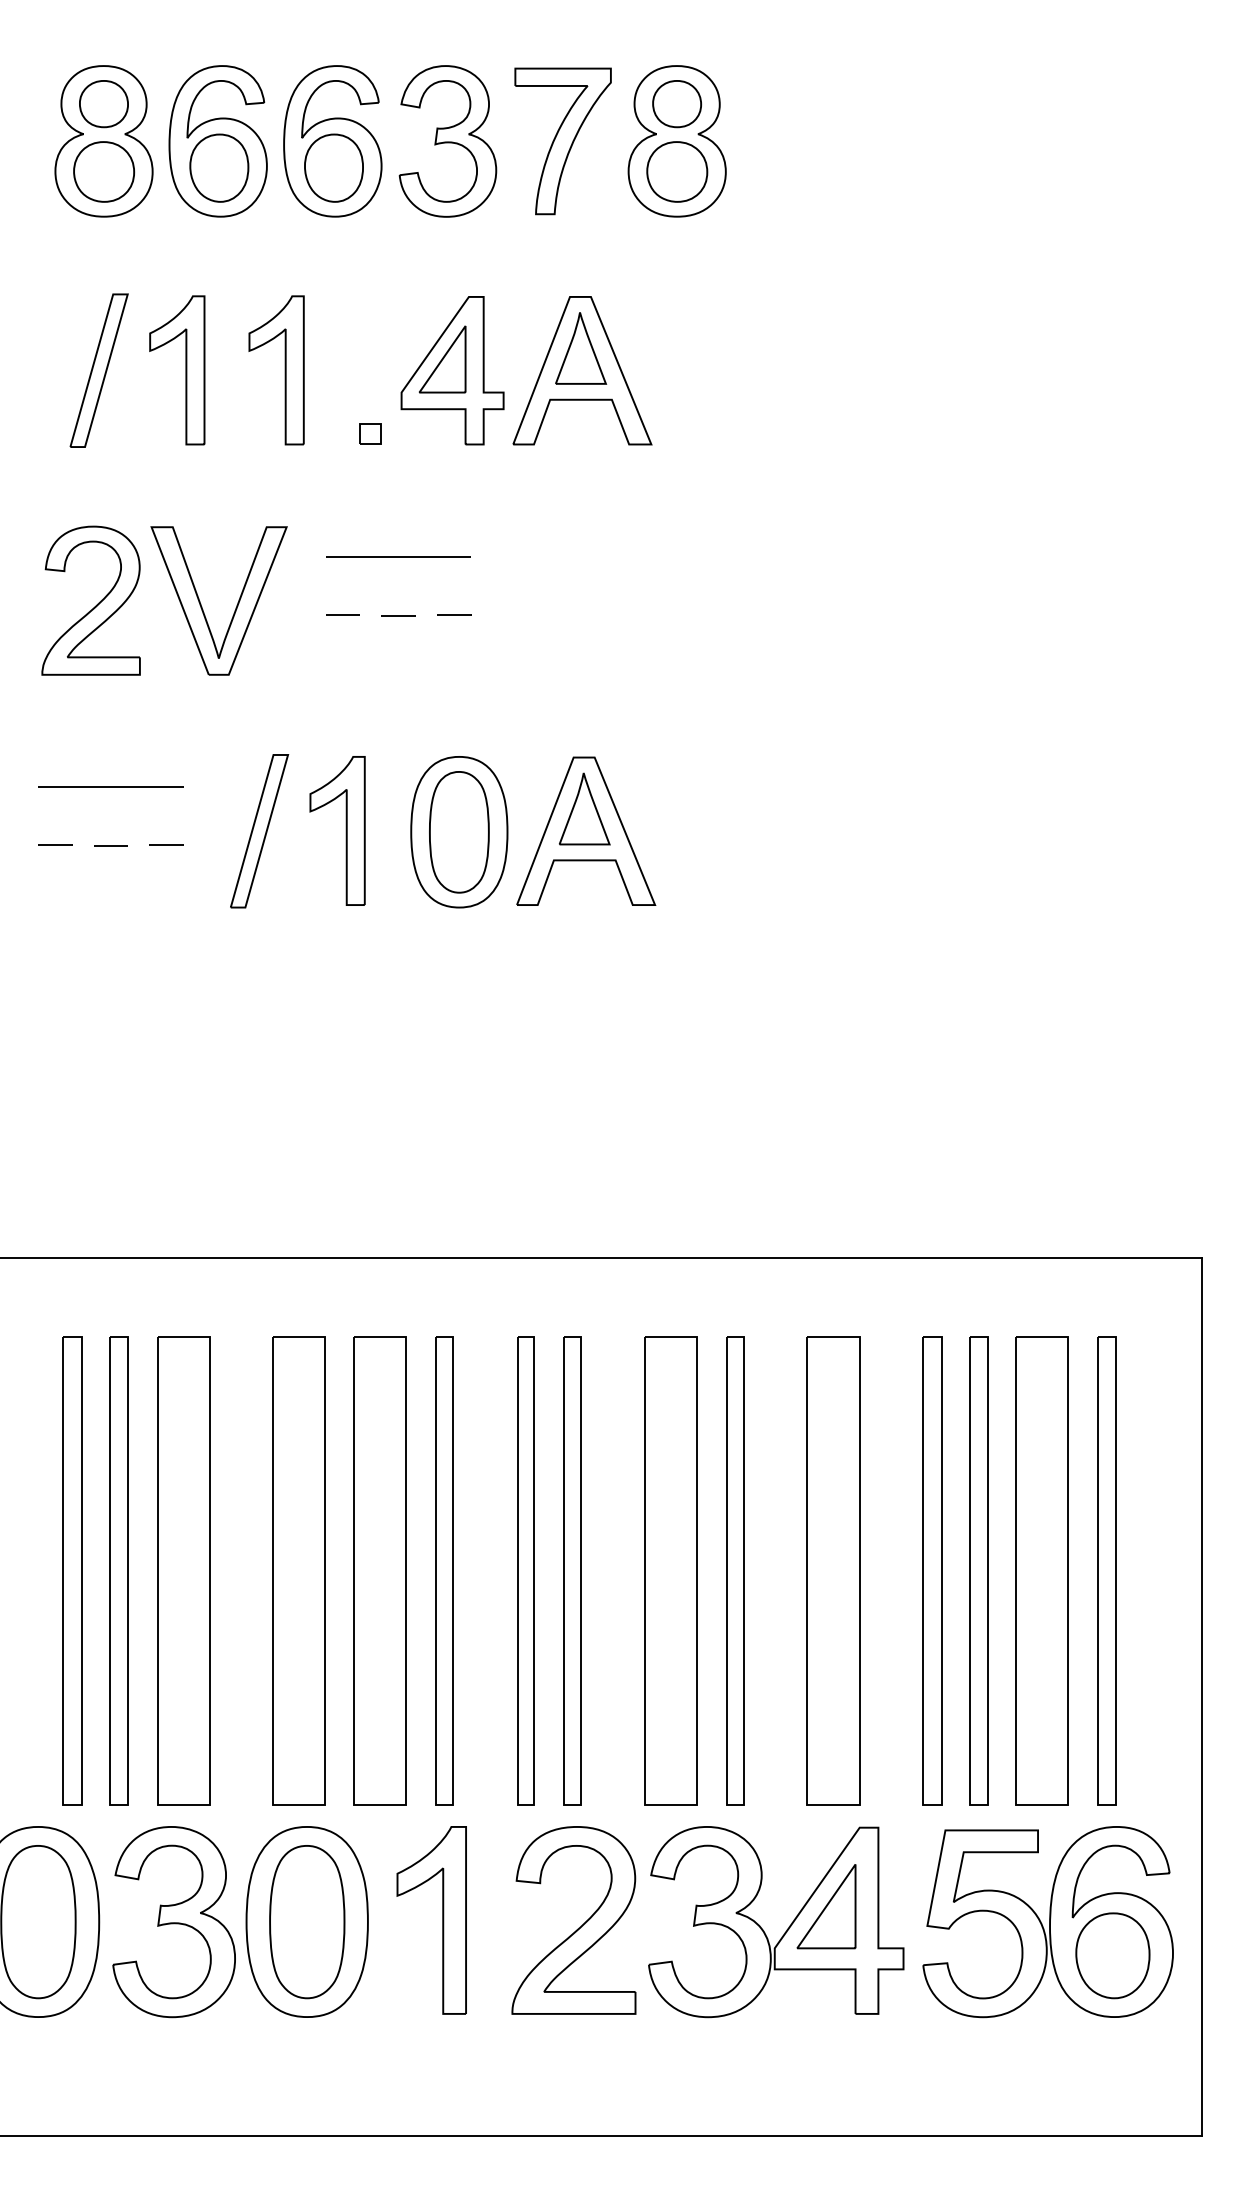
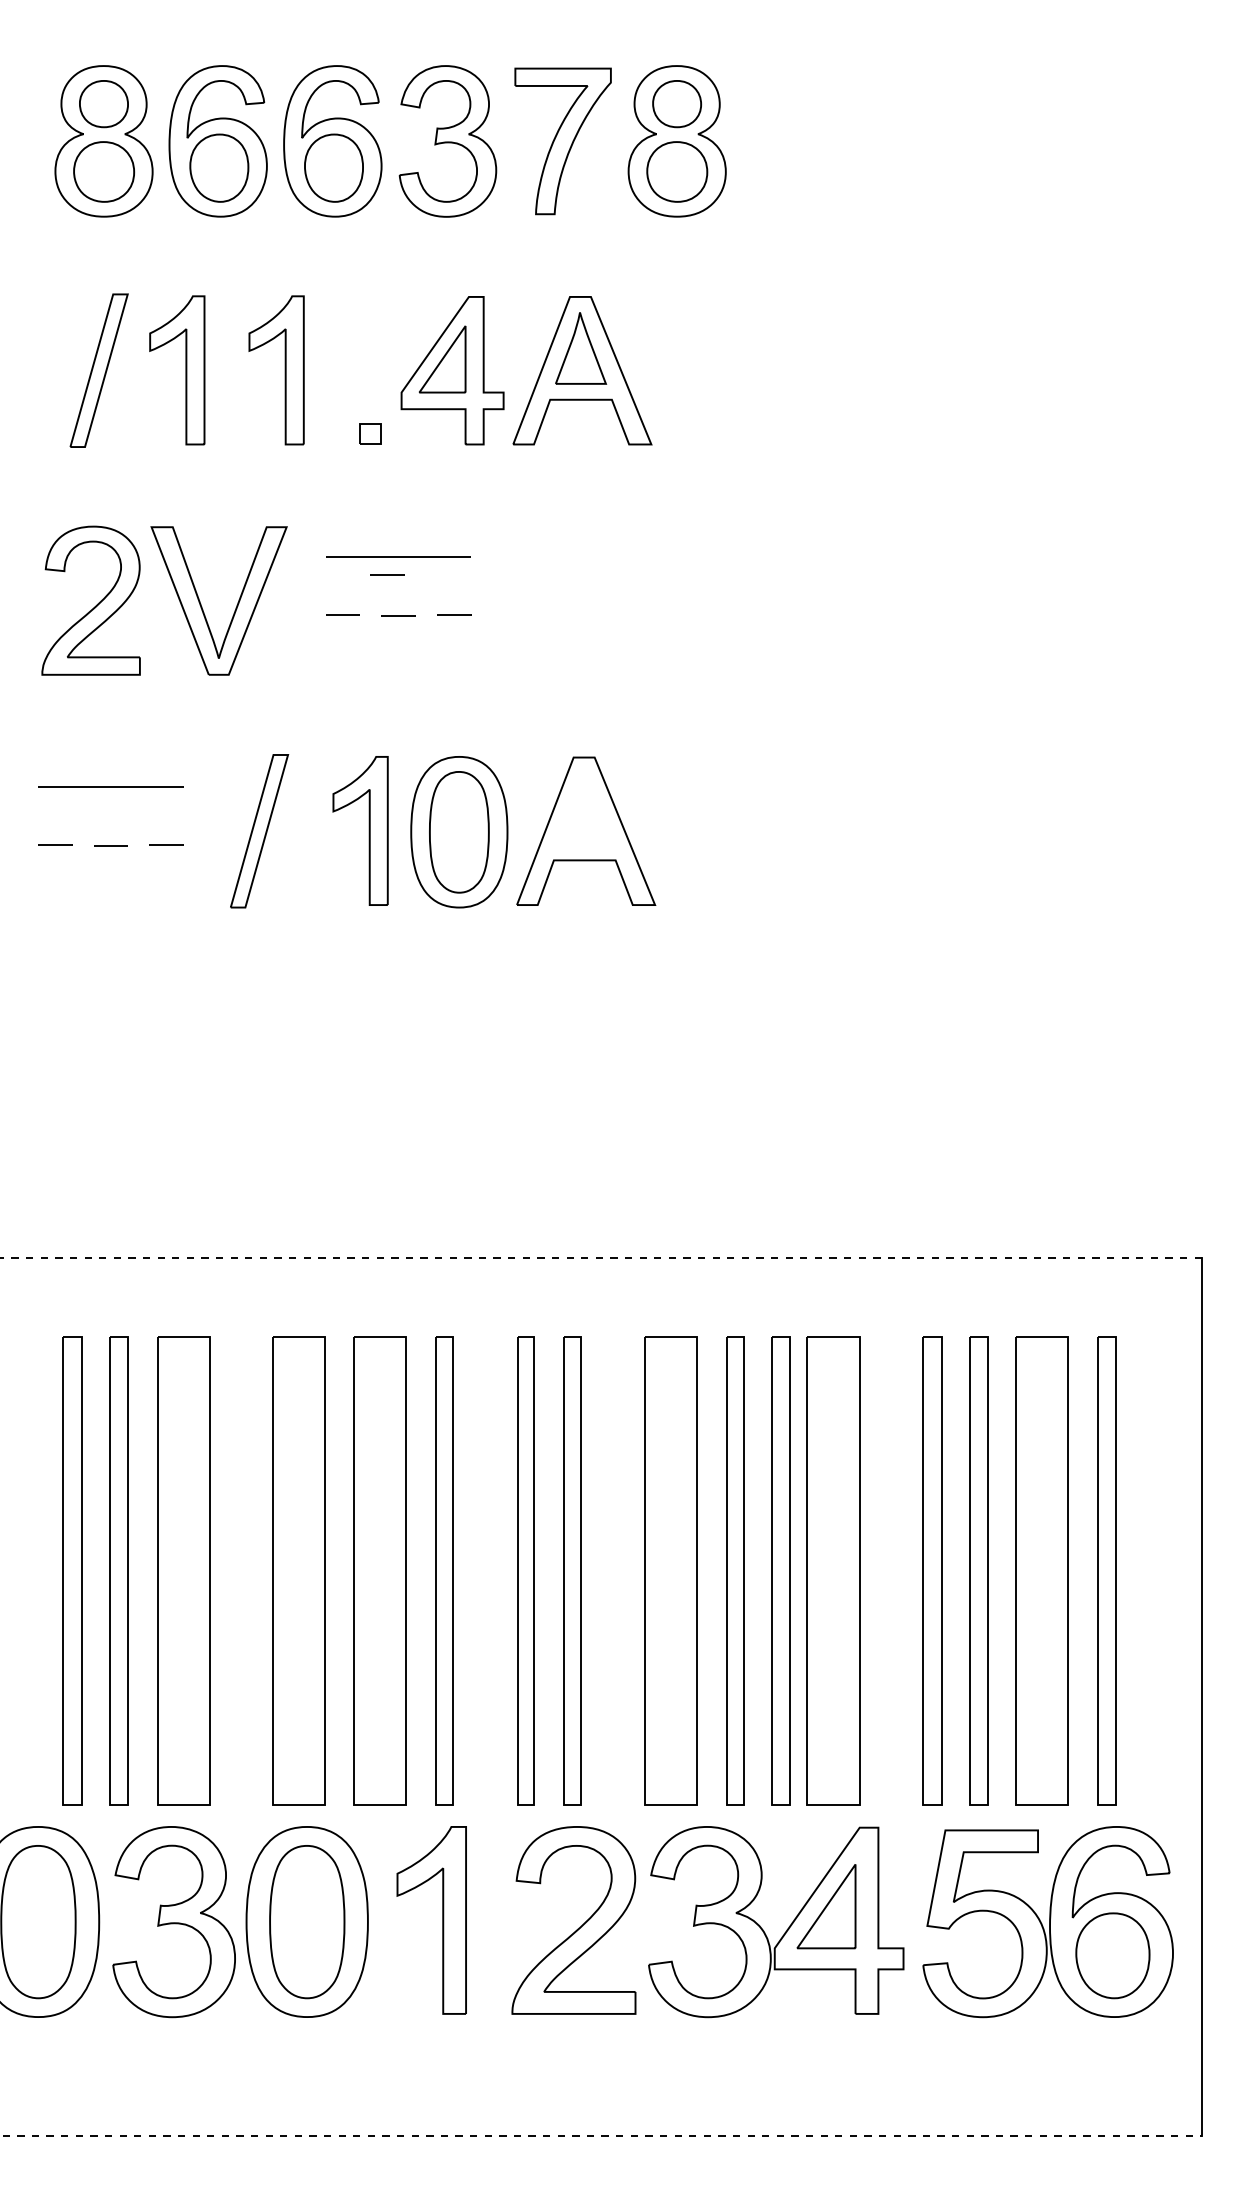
line: none -> present (387, 574)
part: present -> none (584, 808)
part position: (345, 830) -> (368, 830) (368, 830)
line: solid -> dashed (601, 1258)
part: none -> present (780, 1570)
line: solid -> dashed (601, 2135)
